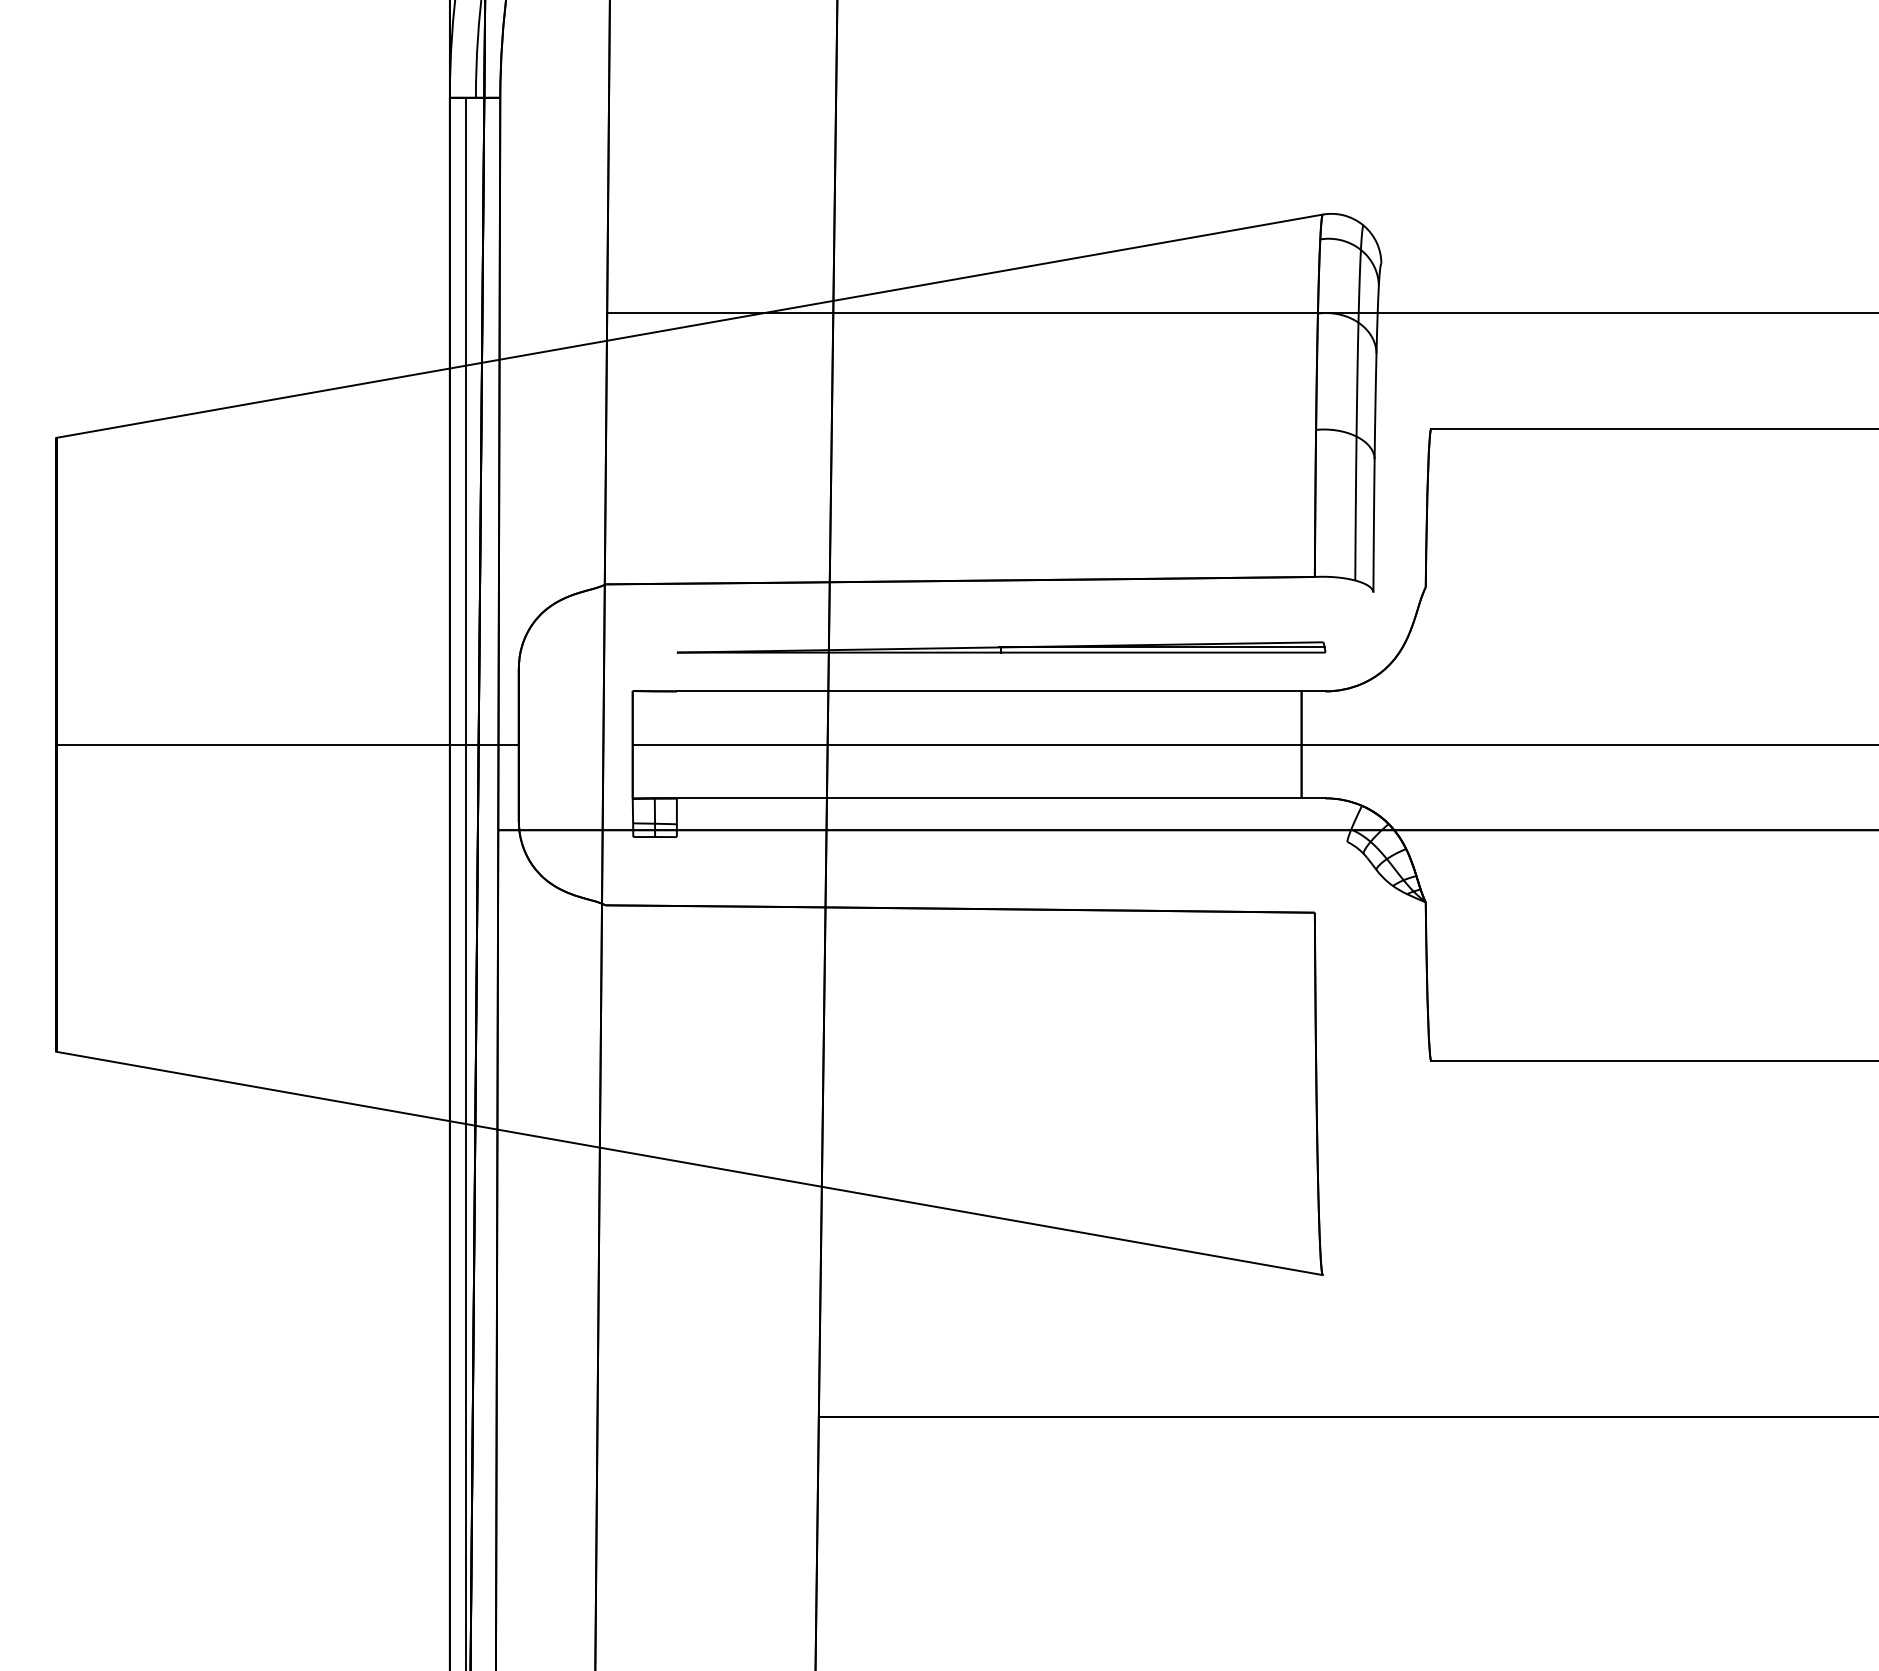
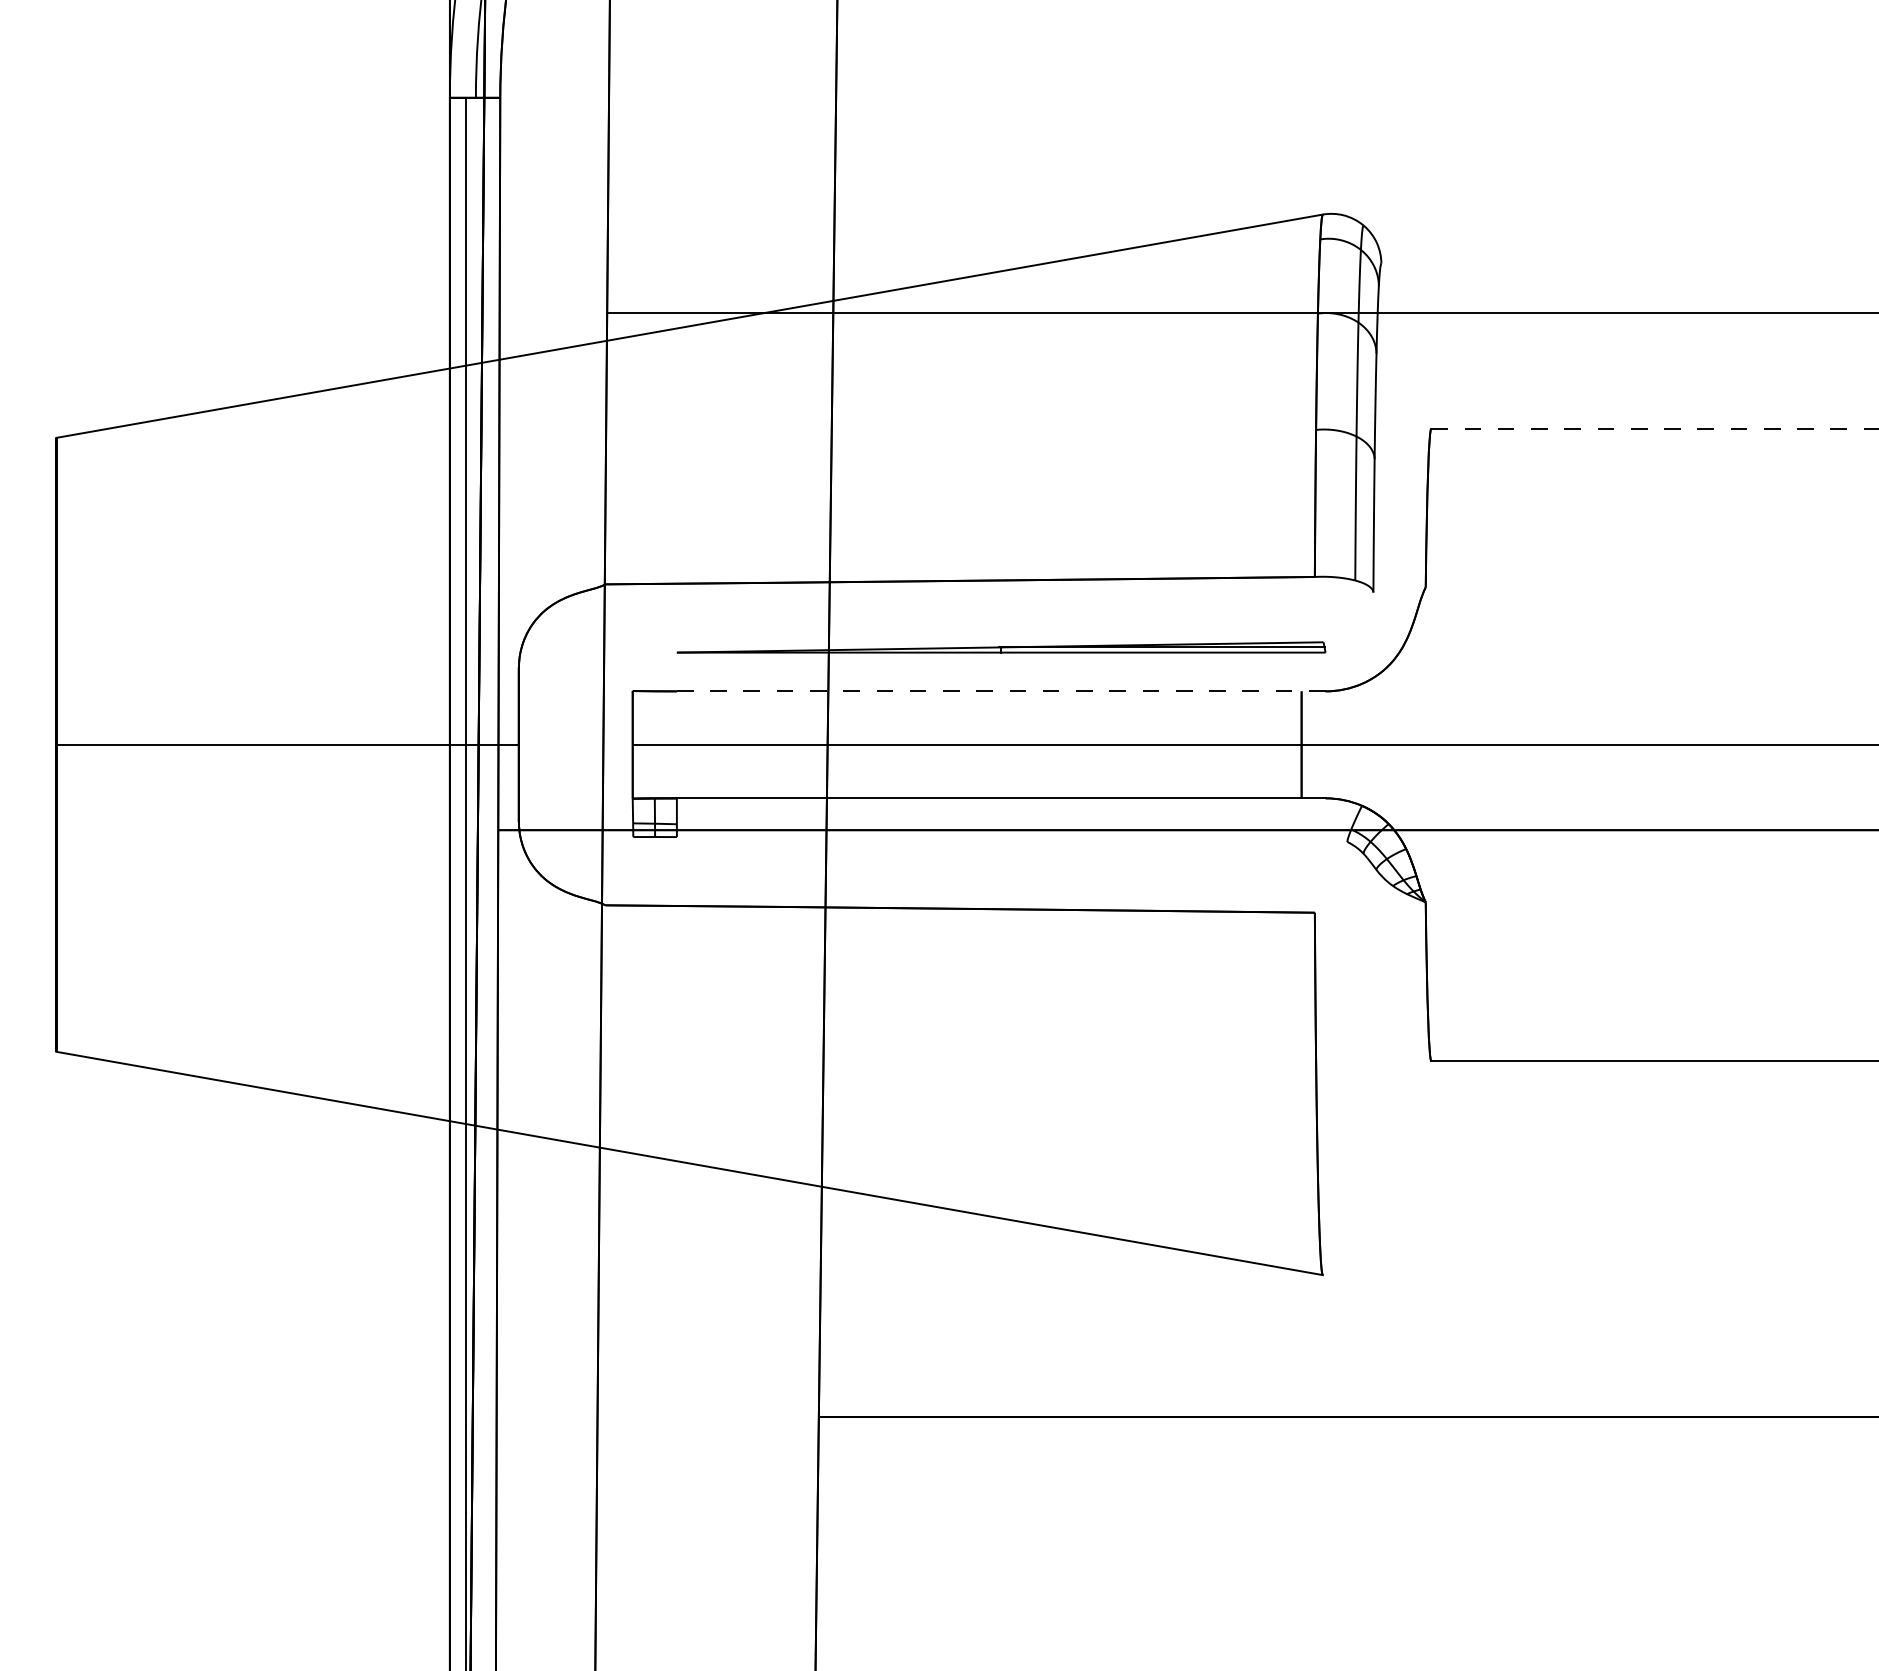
line: solid -> dashed (1654, 428)
line: solid -> dashed (1001, 691)
